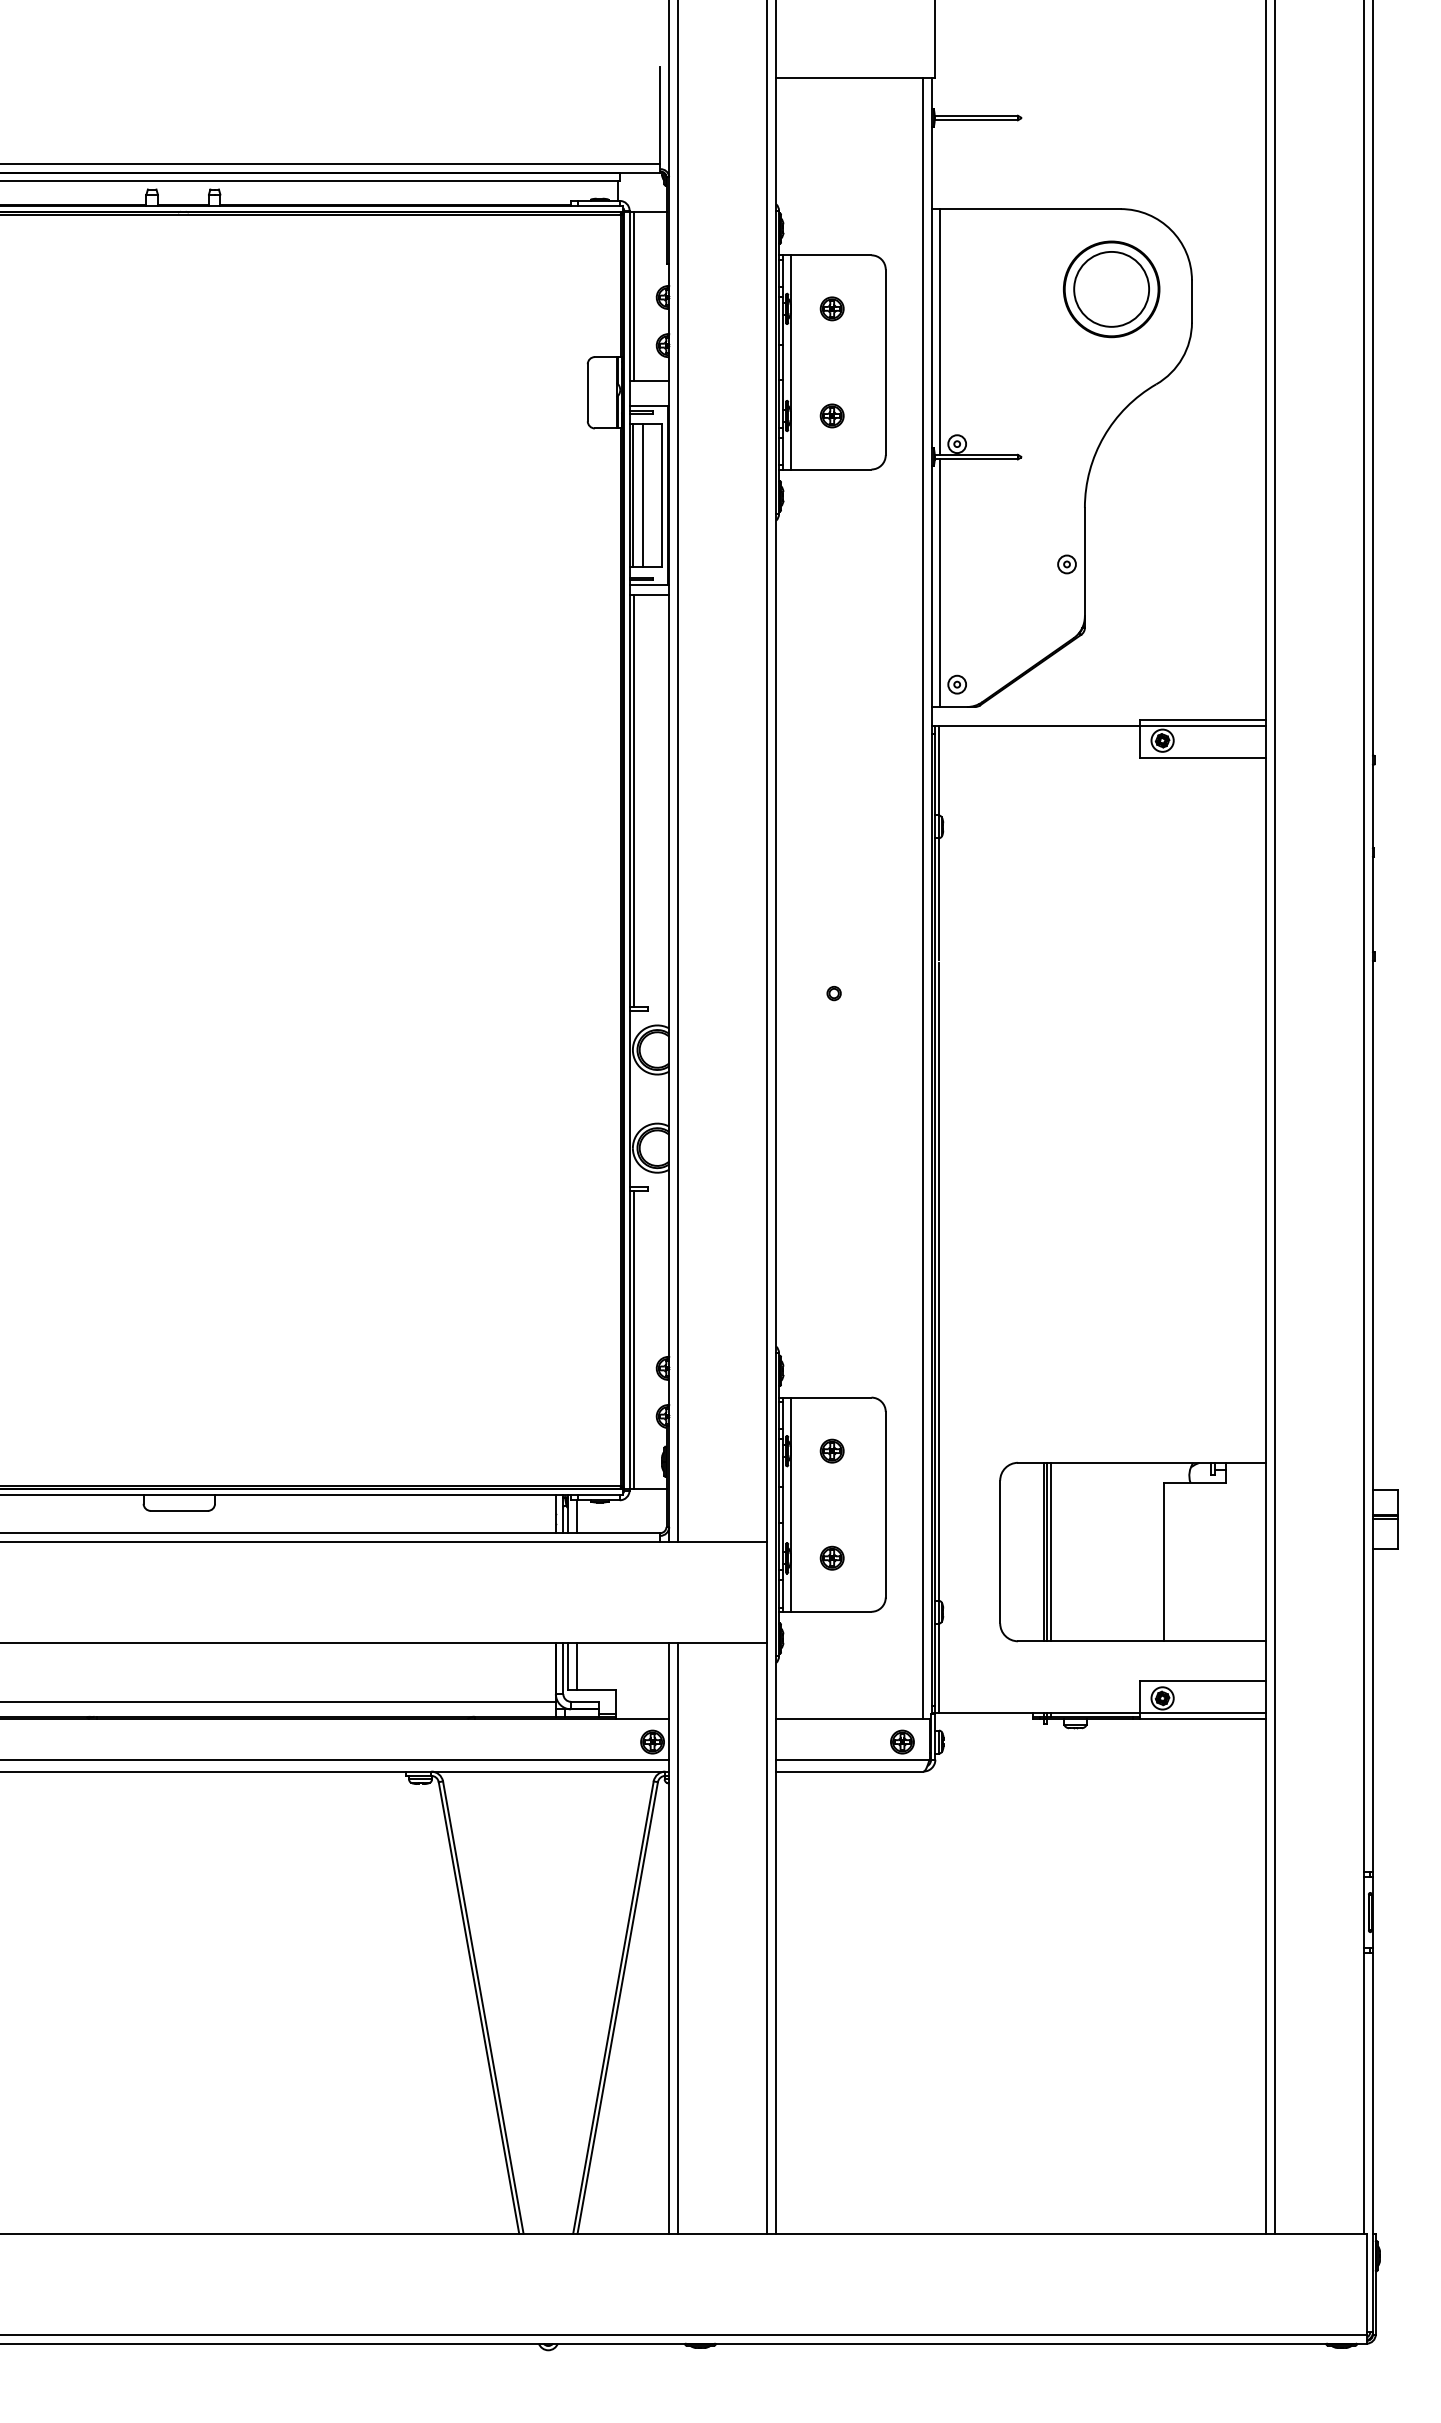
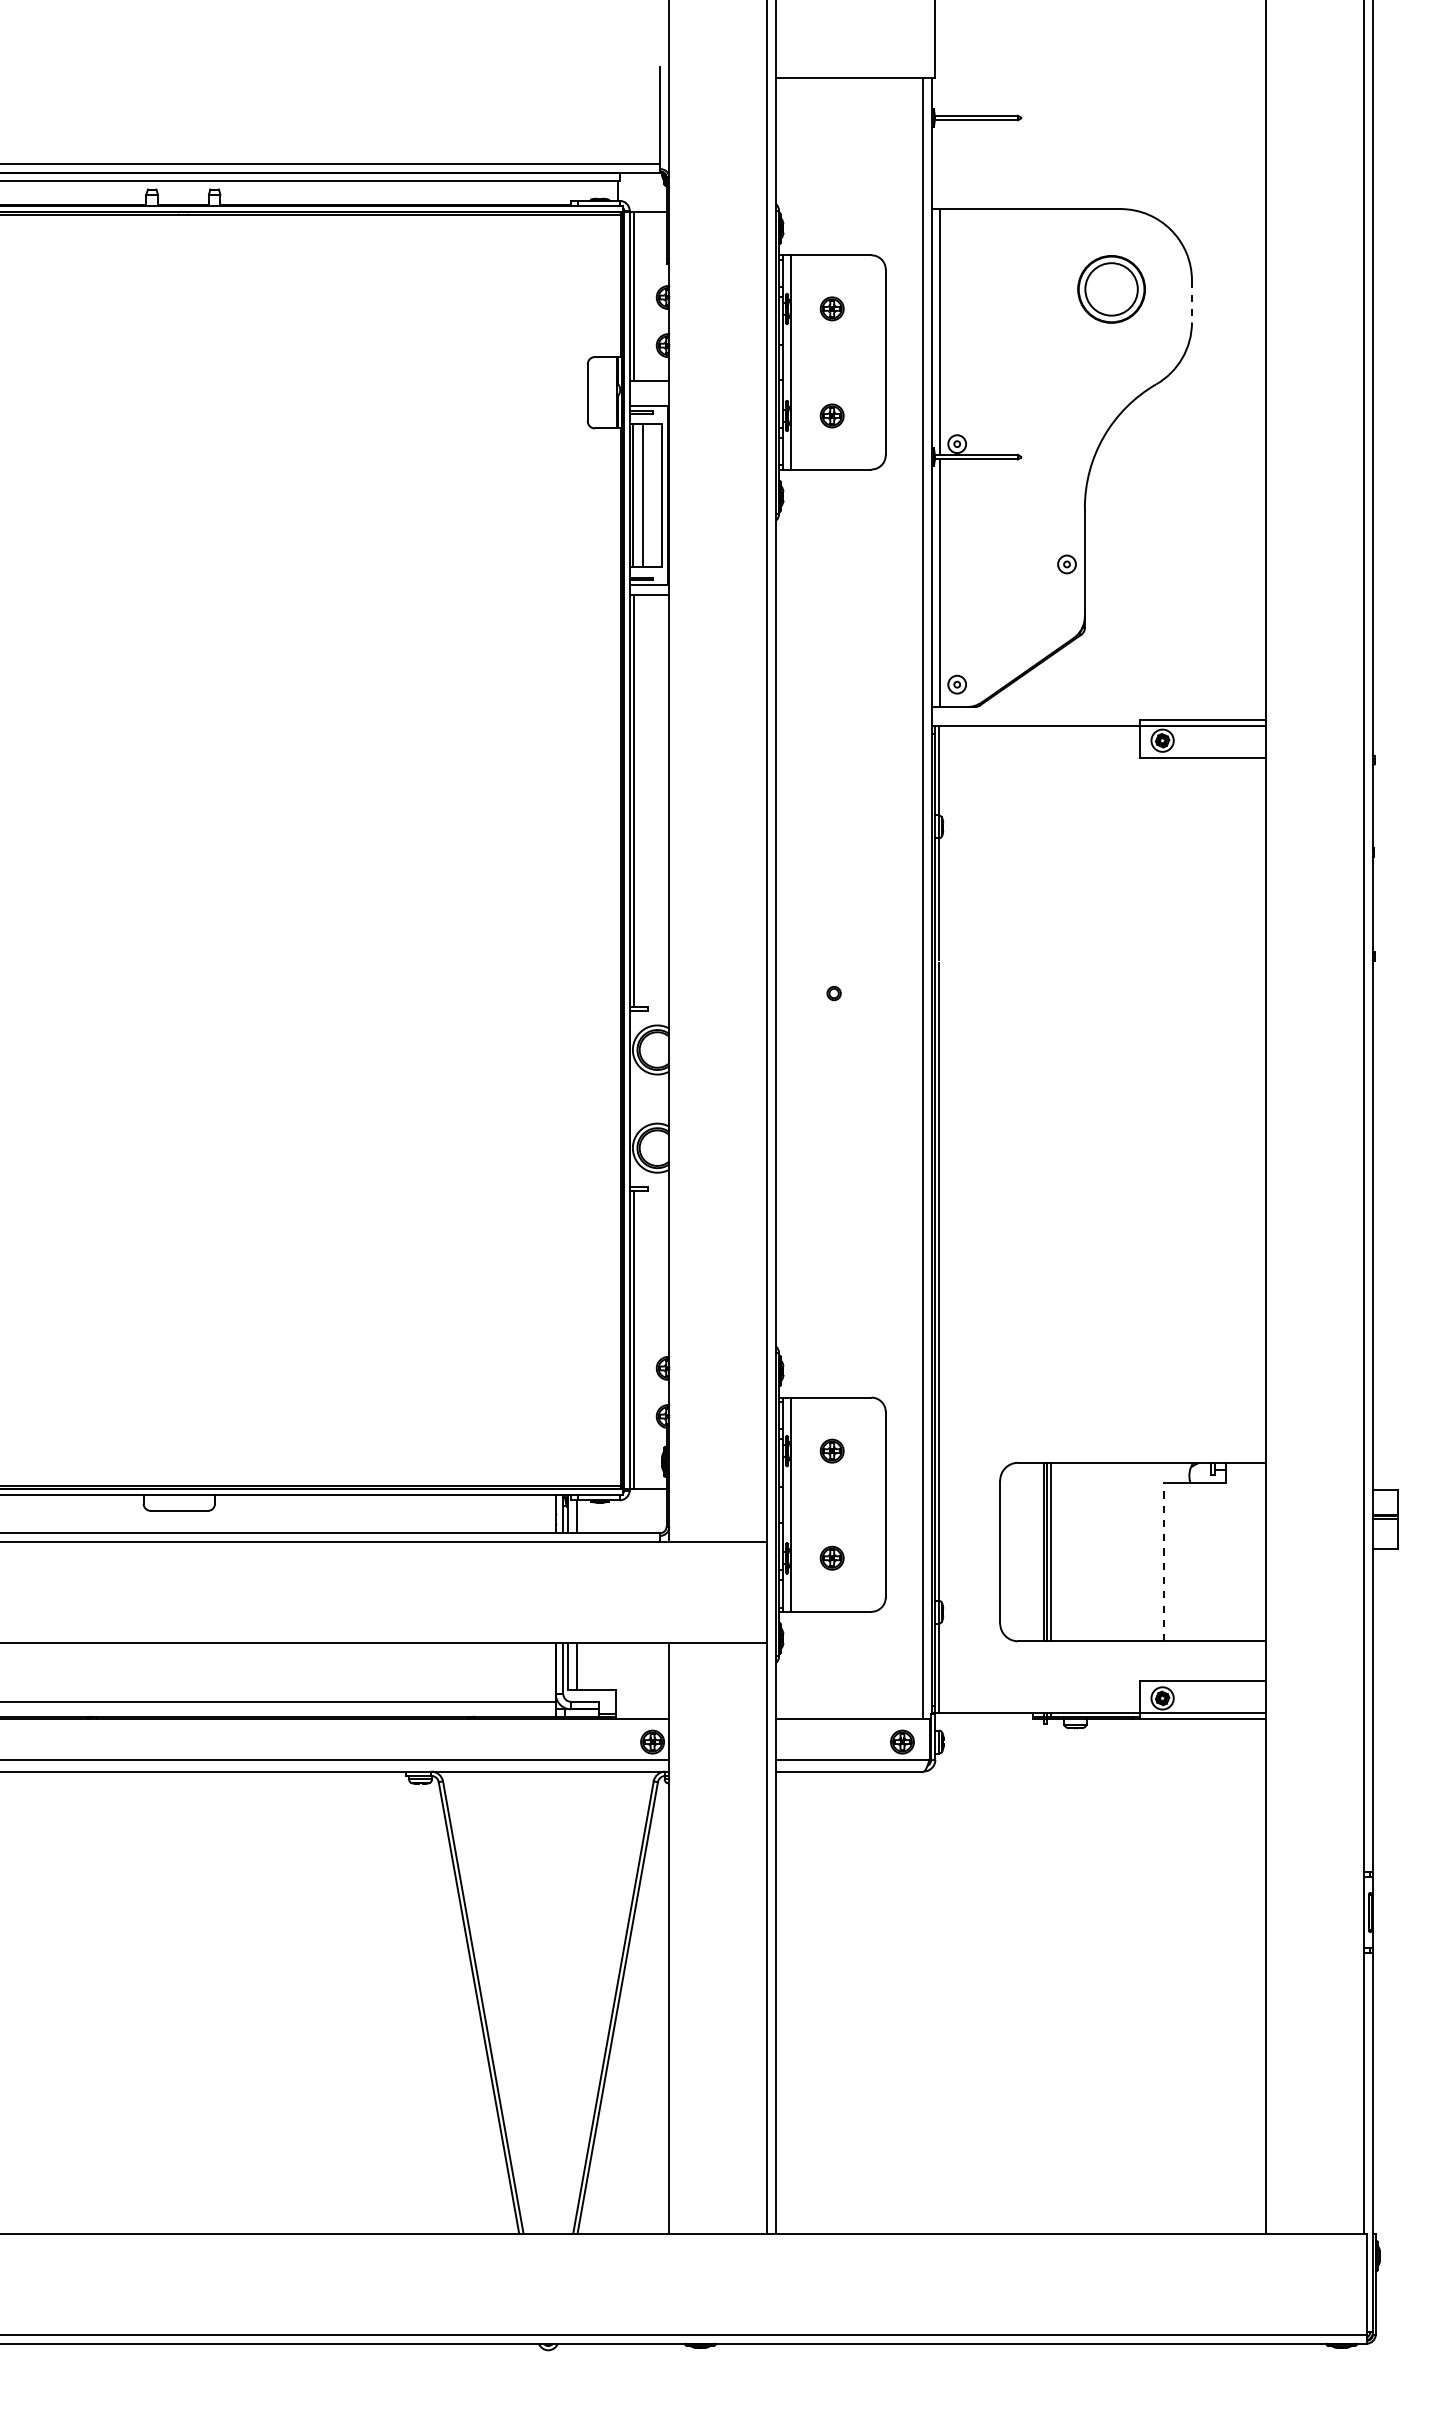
part size: 99x99 px -> 69x69 px (1111, 289)
line: solid -> dashed (1191, 301)
line: present -> none (678, 772)
line: present -> none (1274, 1117)
line: solid -> dashed (1163, 1561)
line: present -> none (678, 1938)
